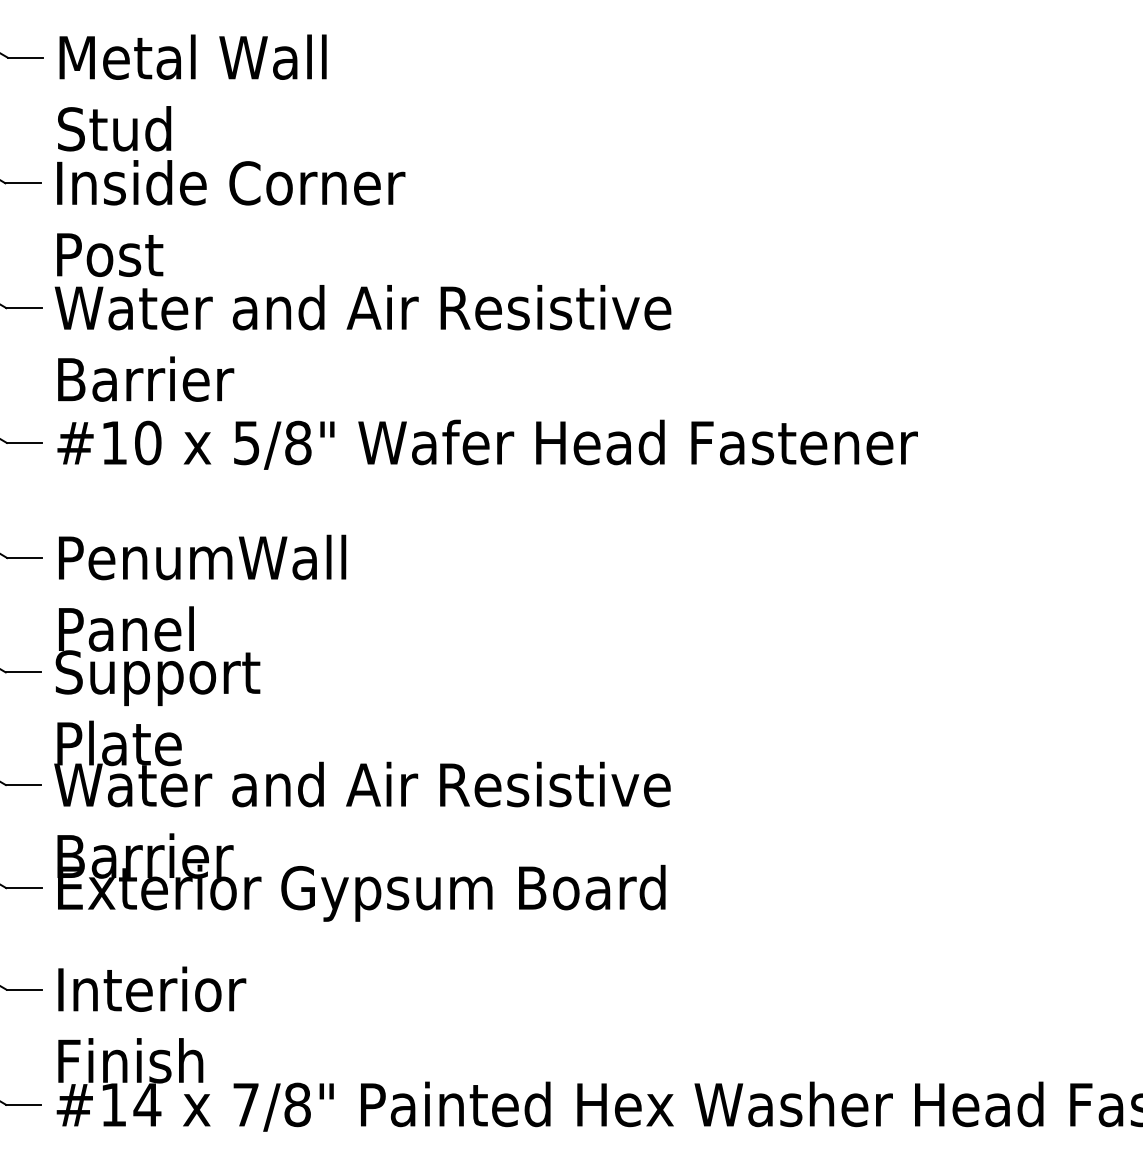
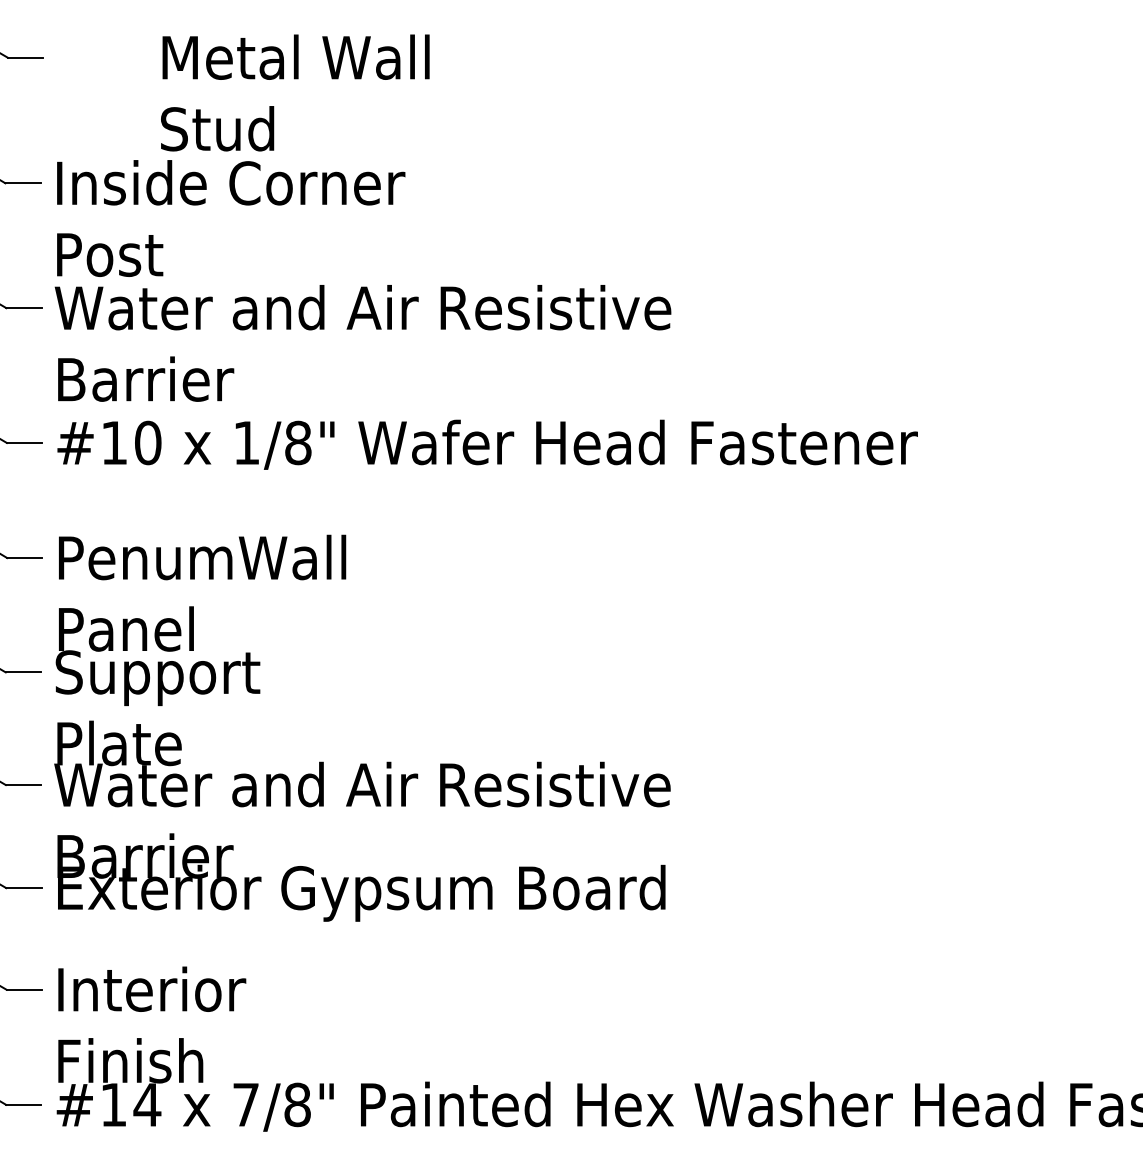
text position: (192, 92) -> (295, 92) (295, 92)
text: 5/8" -> 1/8" (246, 443)
